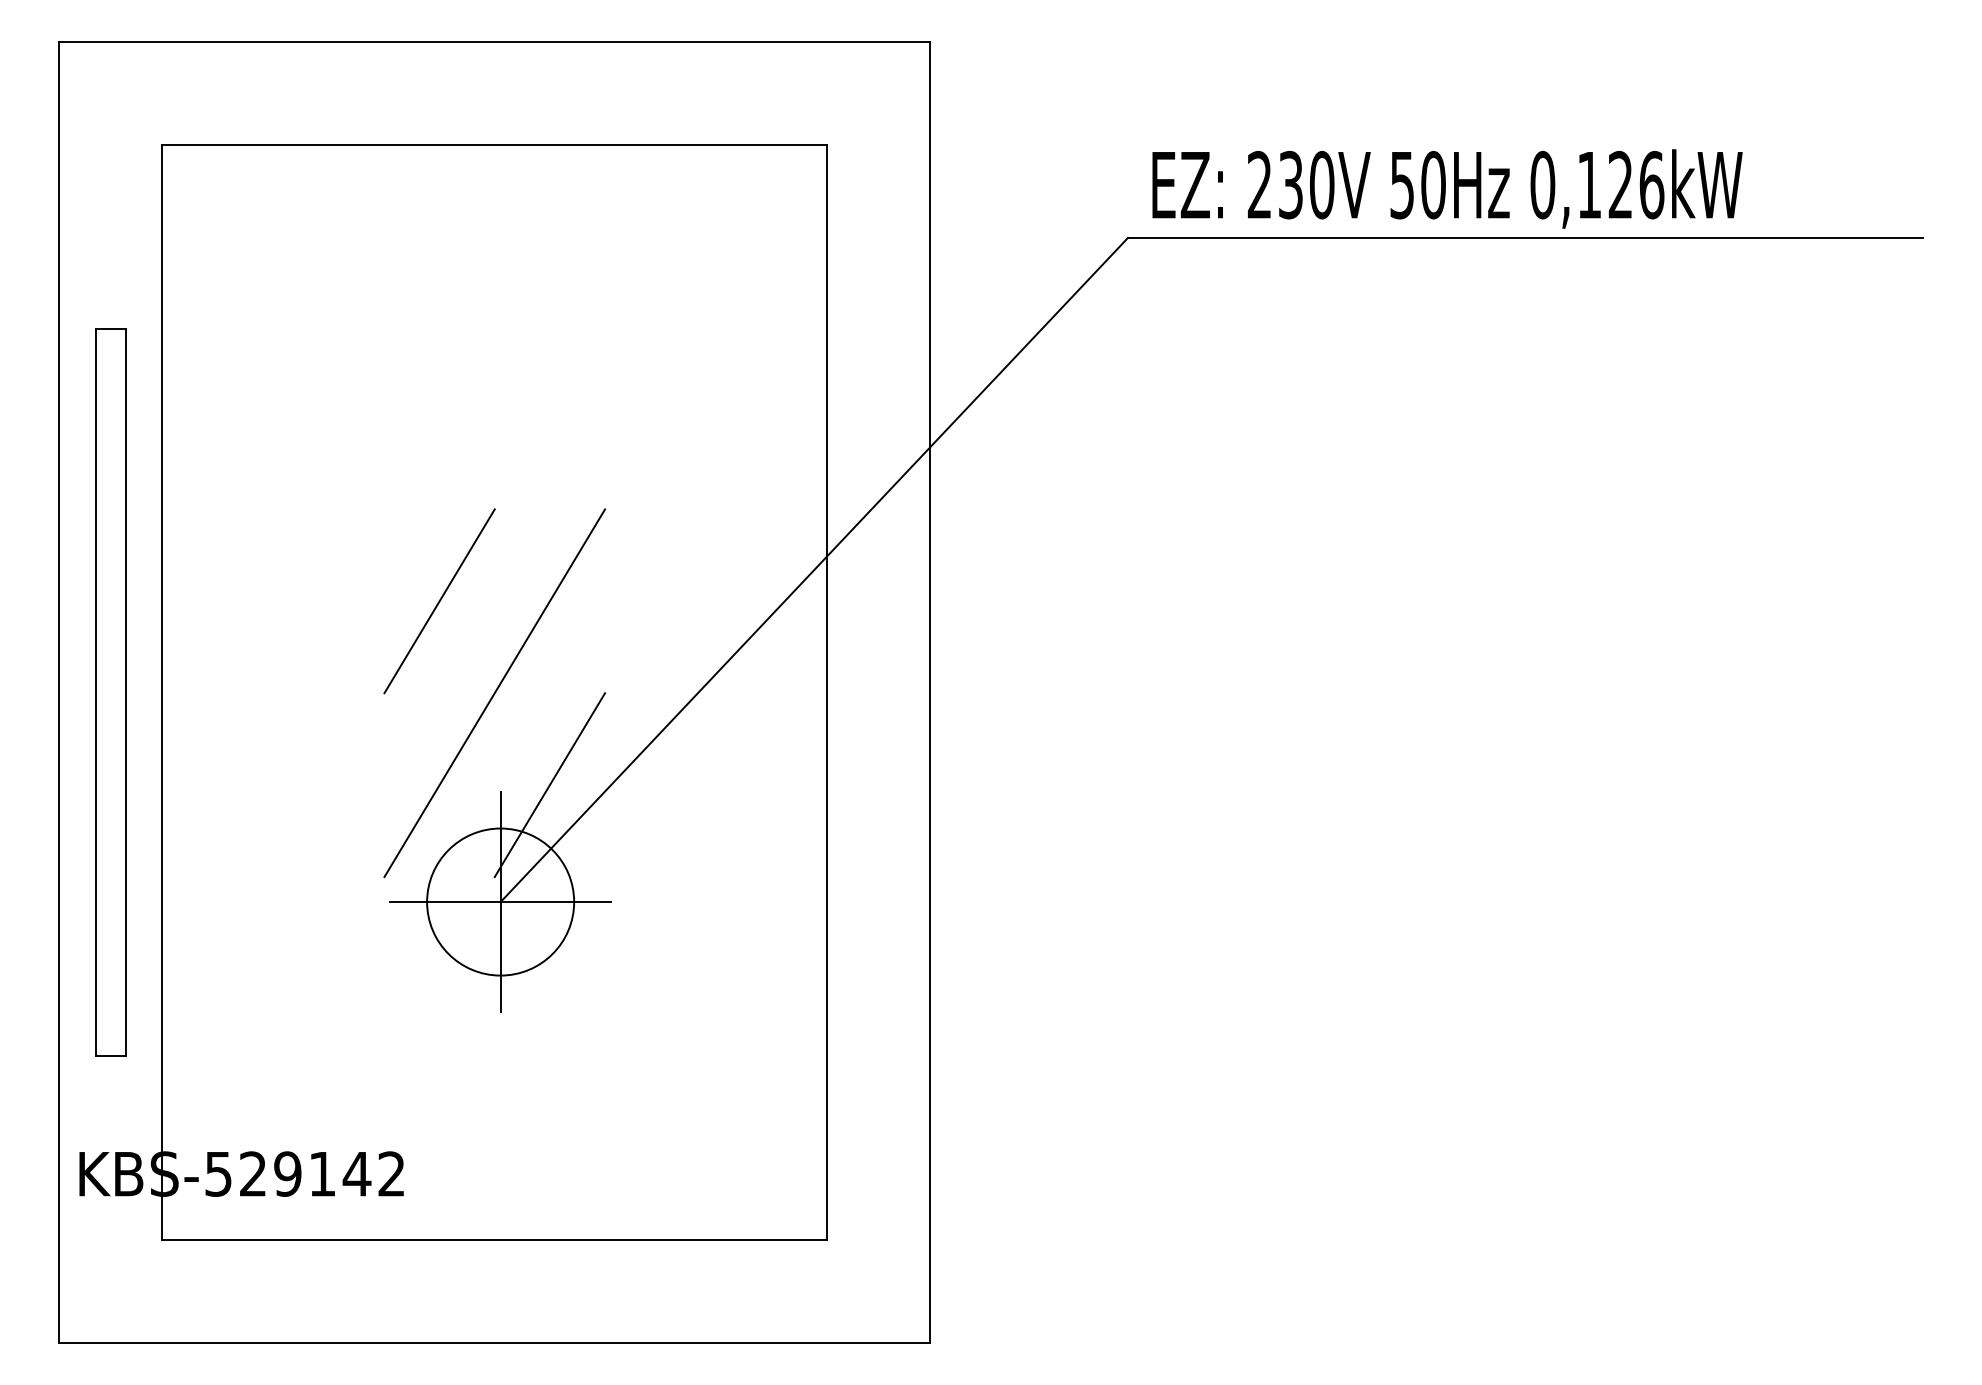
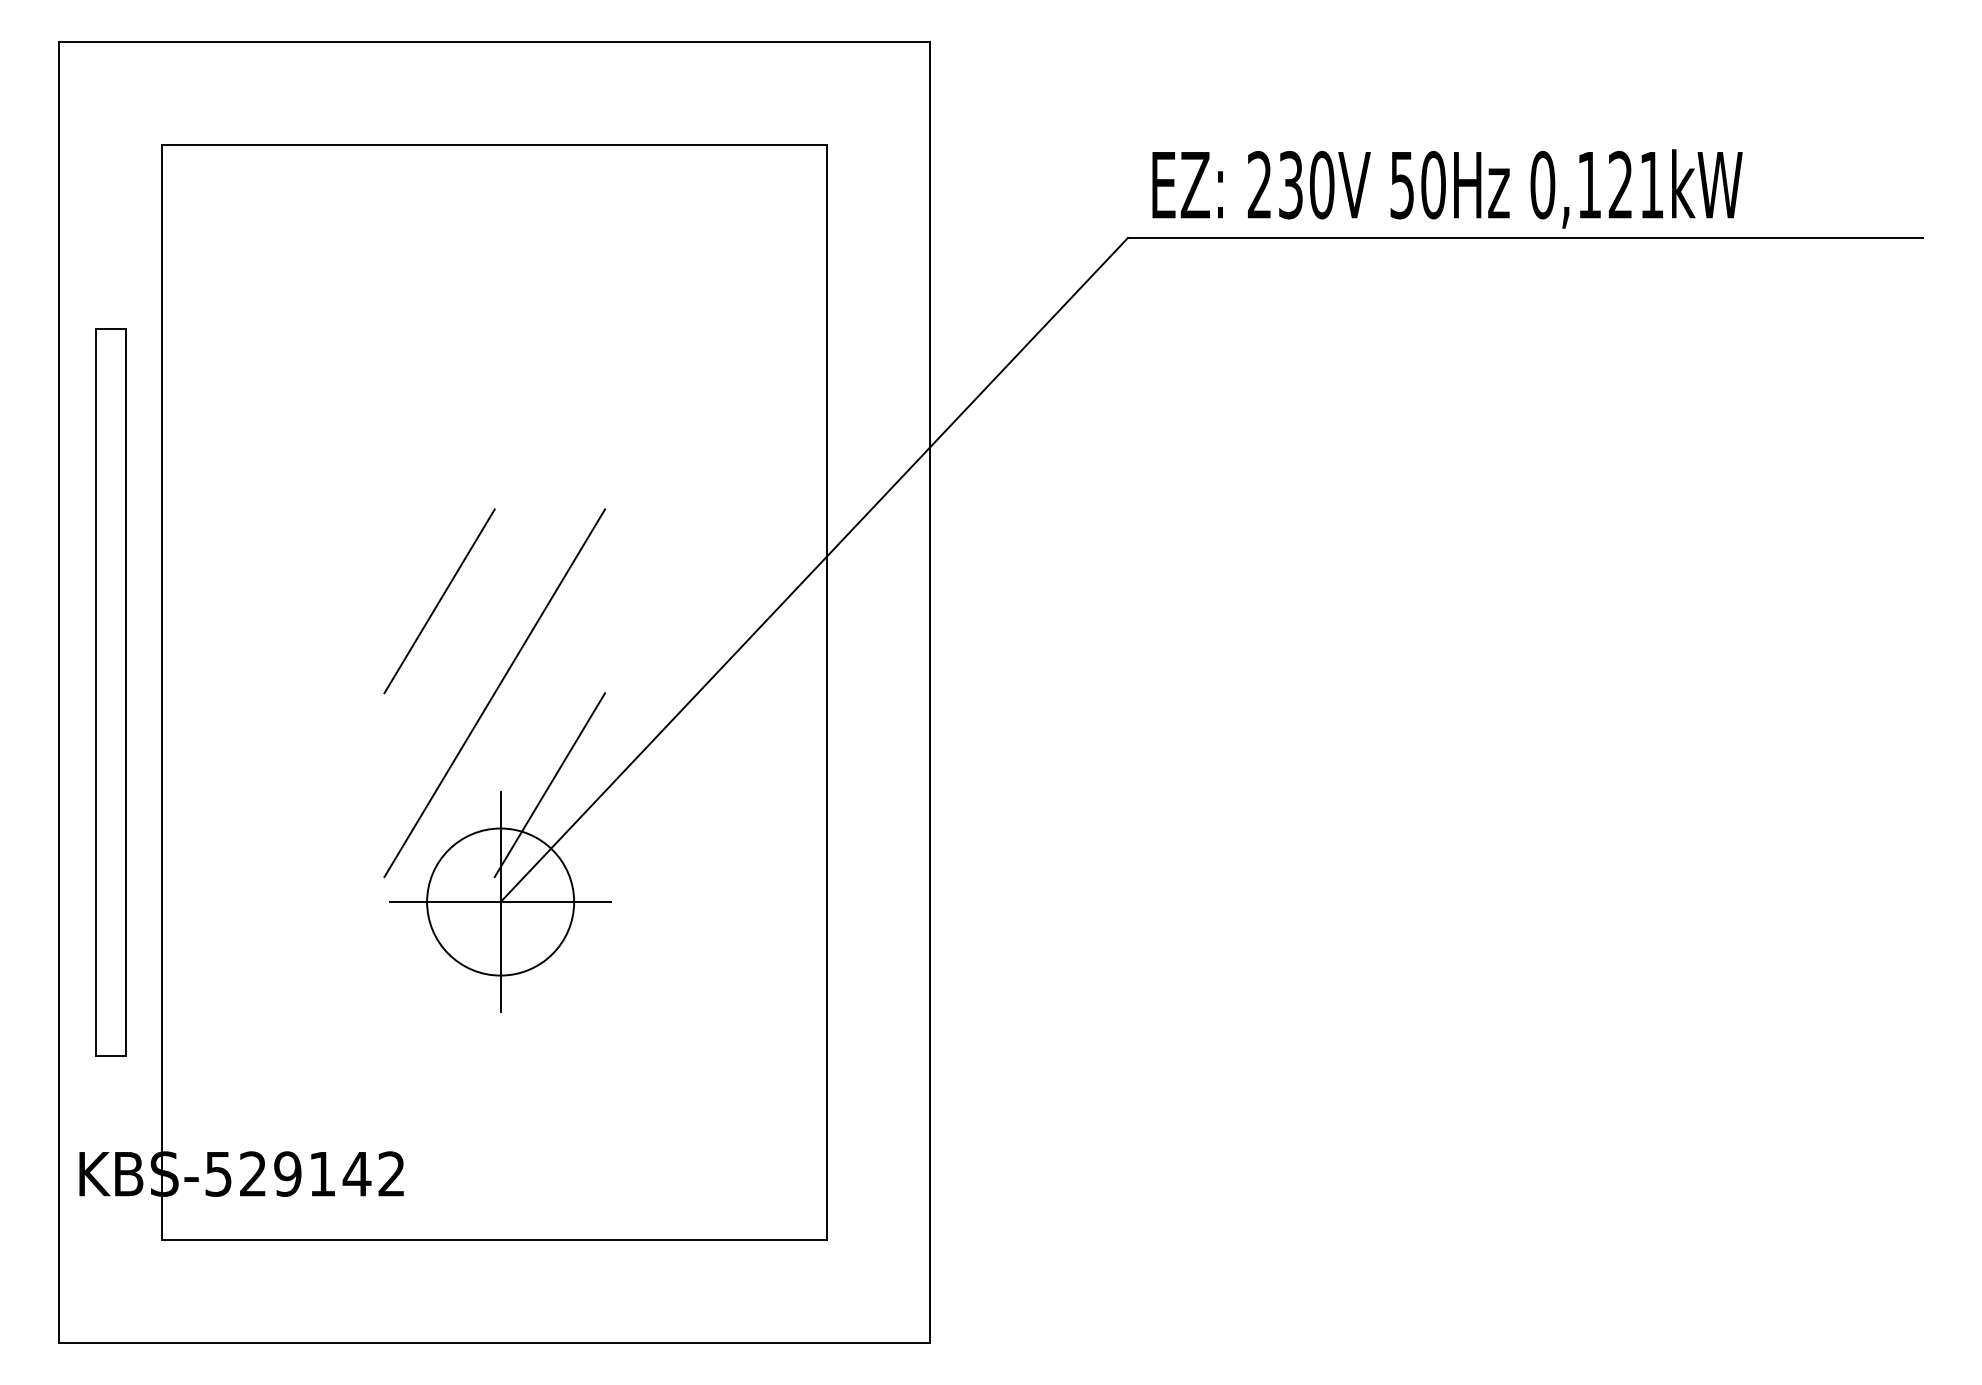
text: 0,126kW -> 0,121kW (1651, 184)
